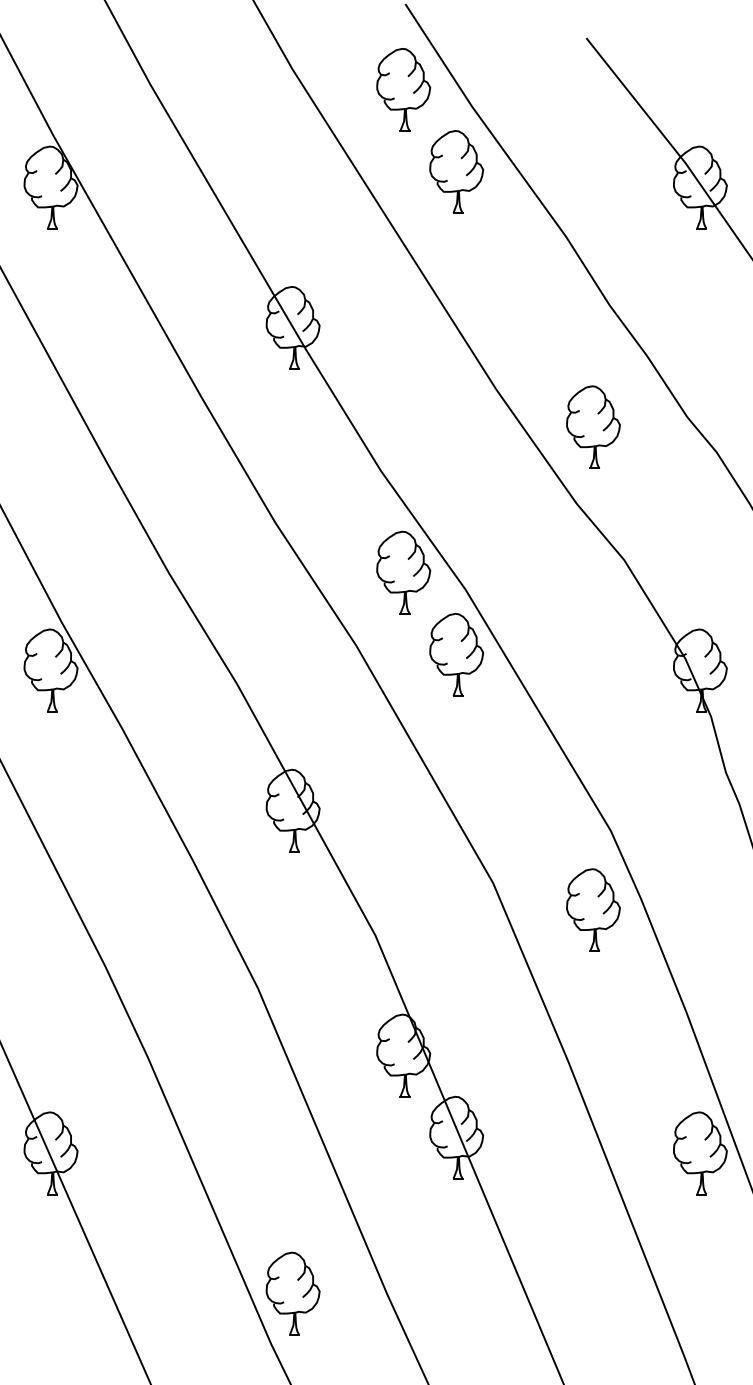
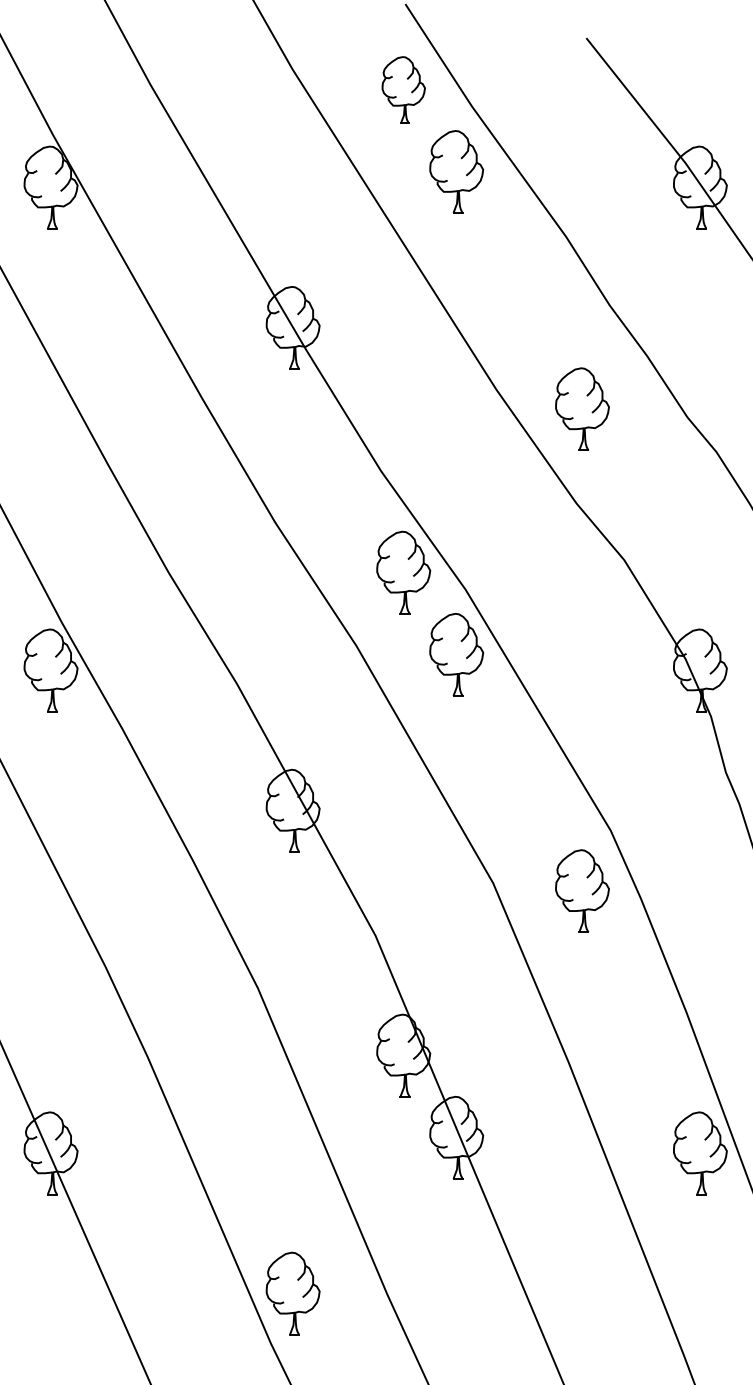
part size: 56x84 px -> 45x68 px (403, 89)
part position: (593, 426) -> (582, 408) (582, 408)
part position: (593, 909) -> (582, 890) (582, 890)
